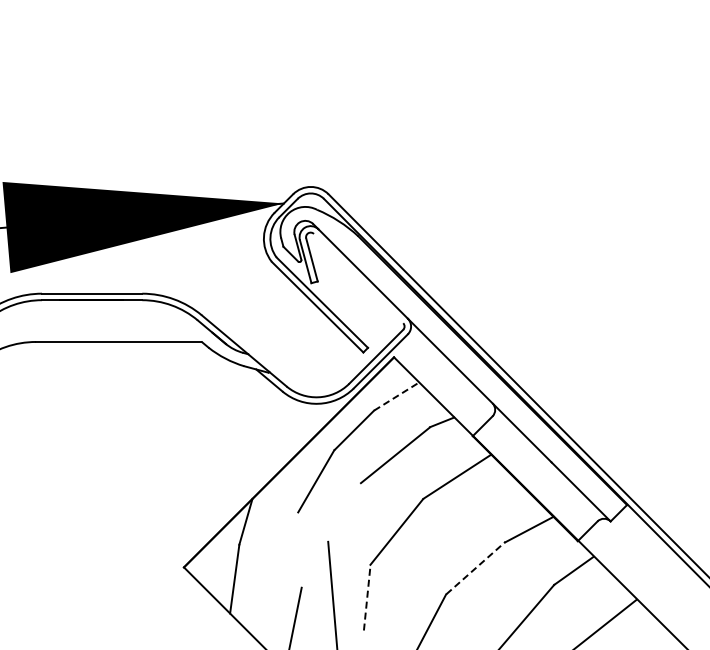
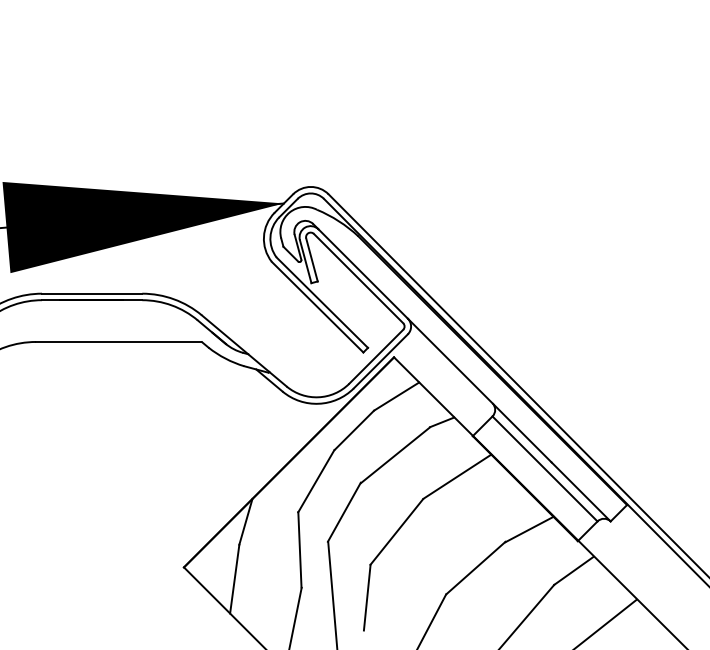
line: none -> present (358, 278)
line: dashed -> solid (396, 396)
line: none -> present (544, 468)
line: none -> present (343, 511)
line: none -> present (299, 549)
line: dashed -> solid (476, 568)
line: dashed -> solid (367, 597)
